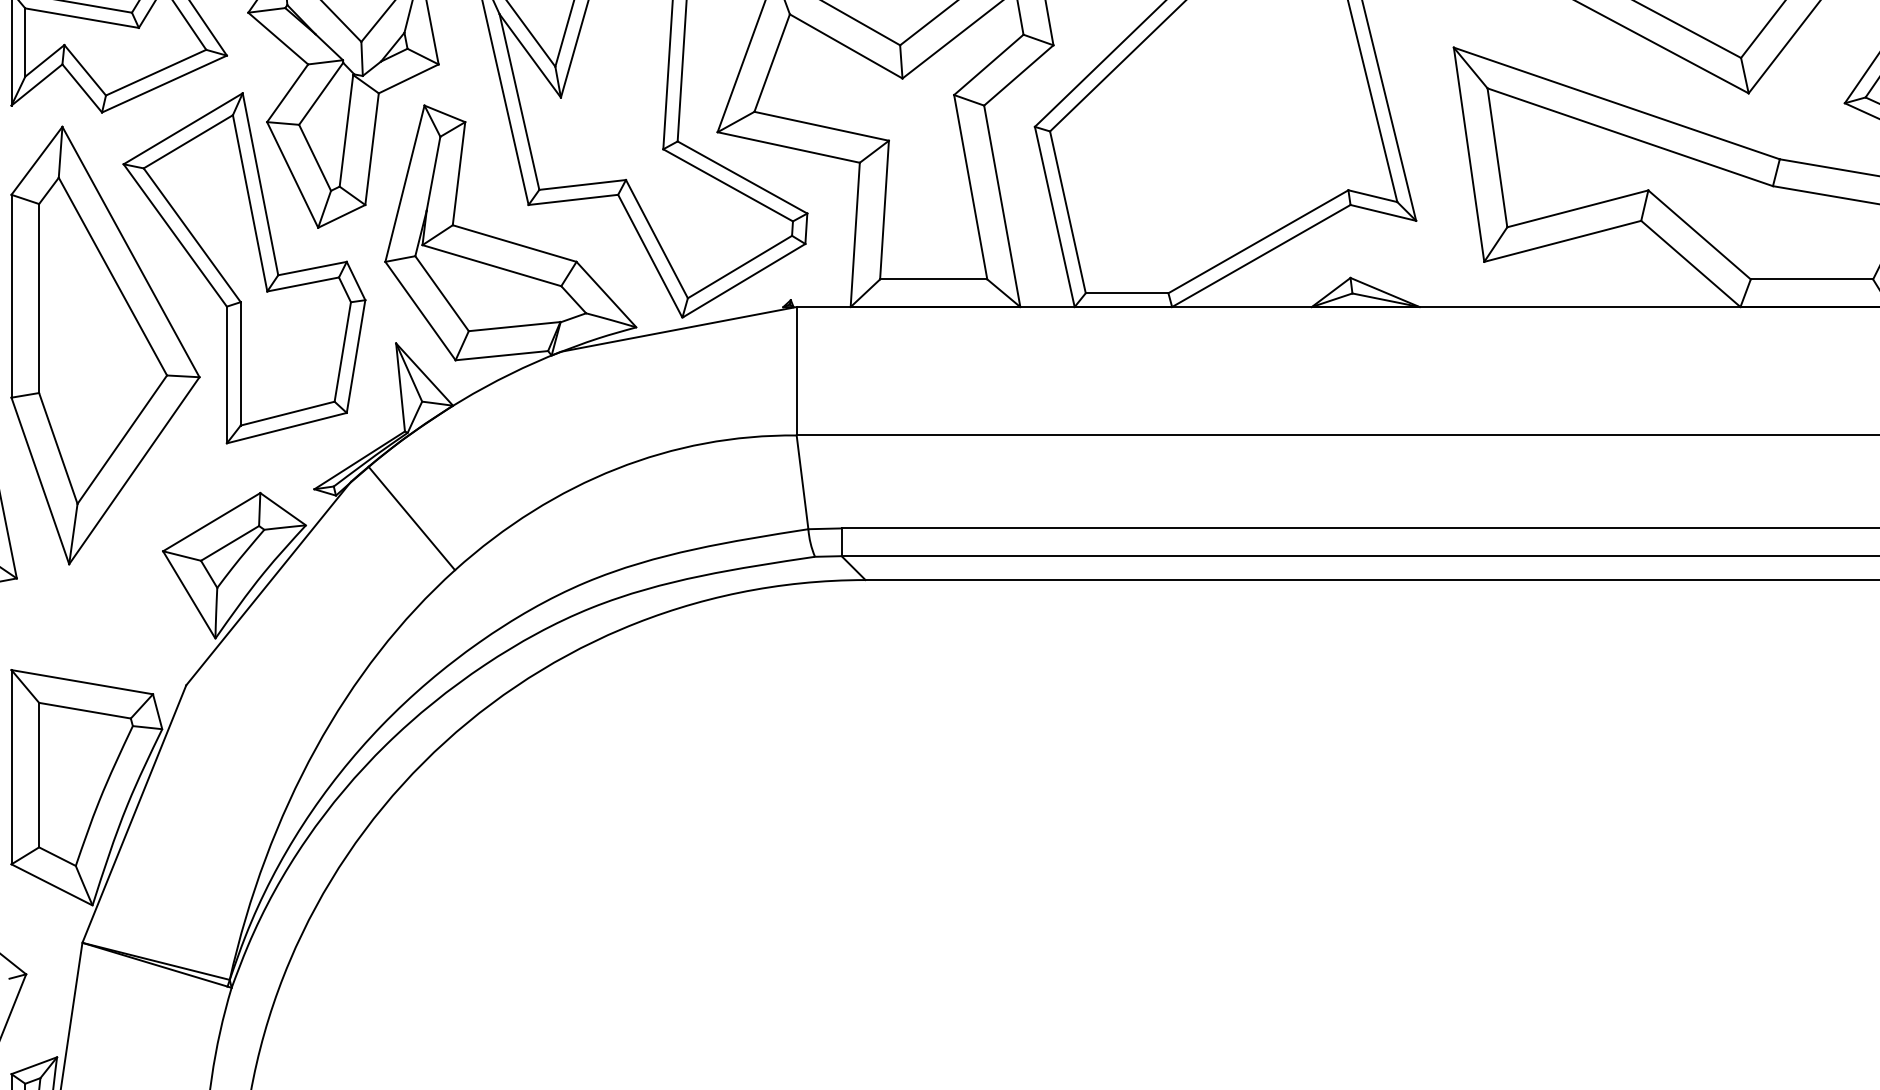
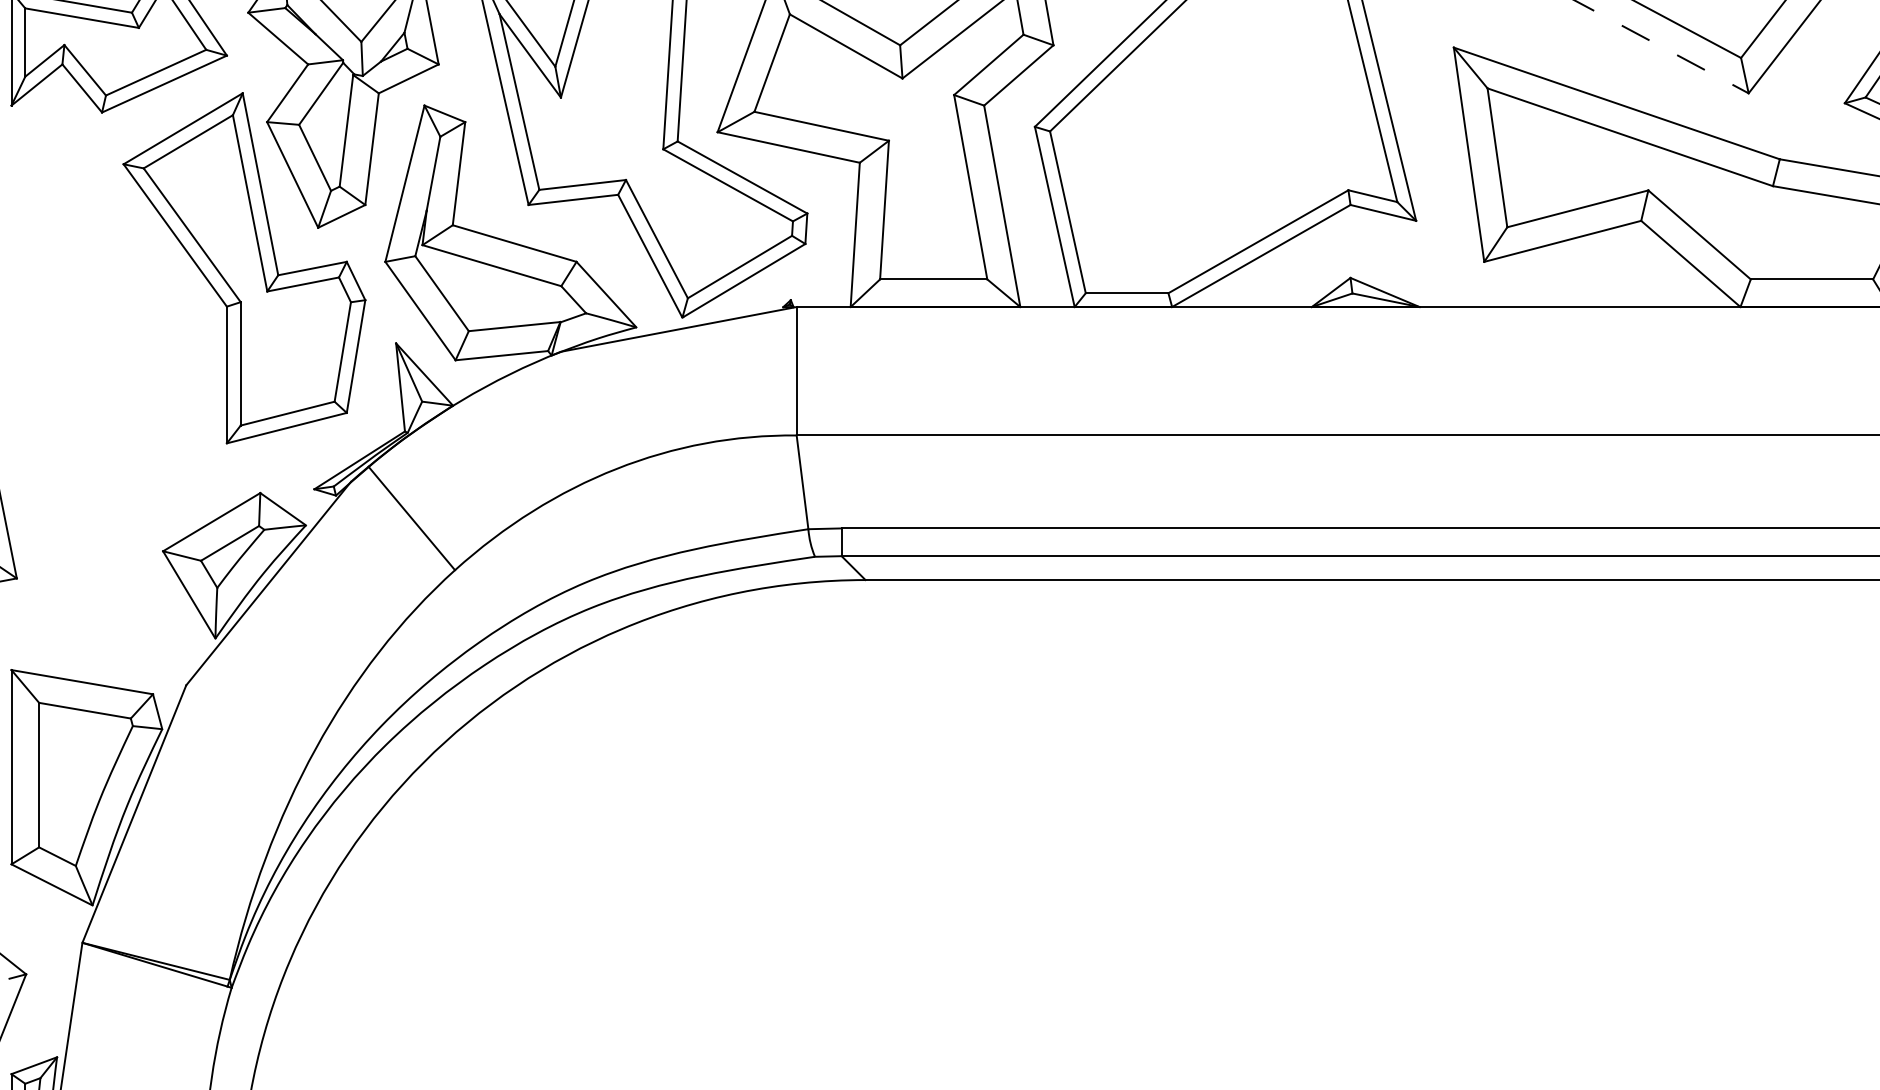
line: solid -> dashed (1661, 46)
part: present -> none (105, 345)
